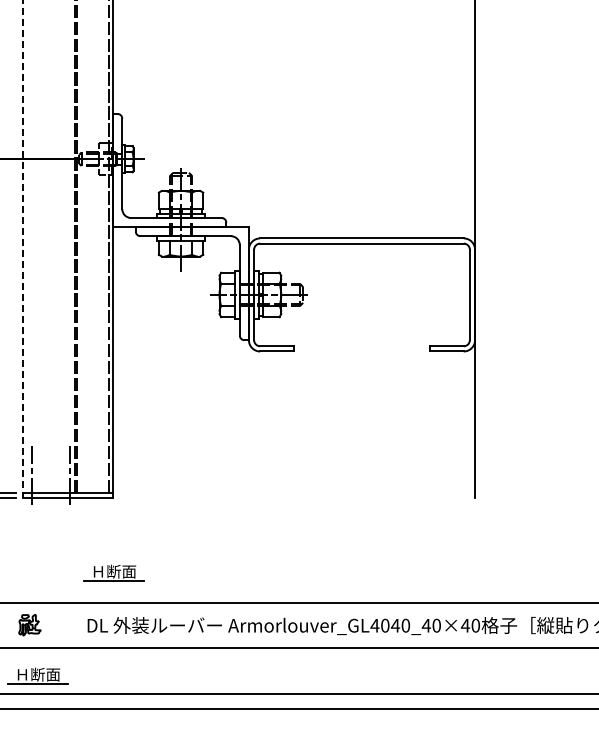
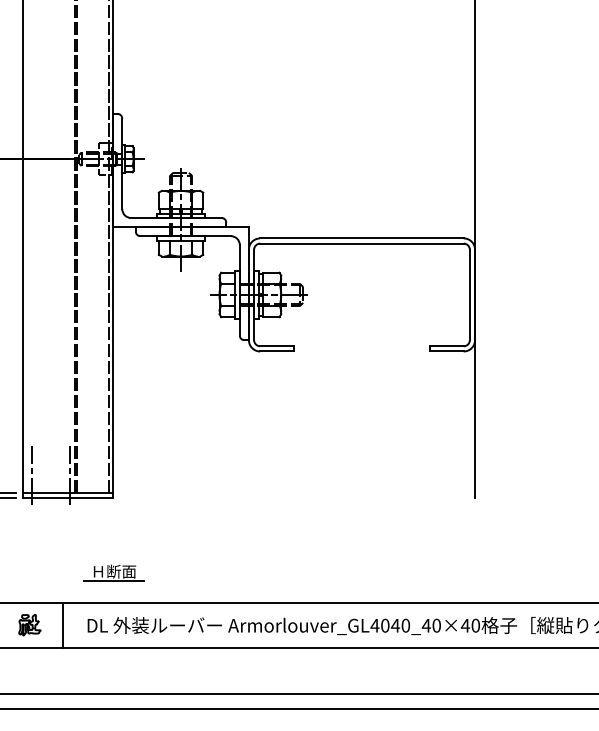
line: dashed -> solid (22, 248)
line: none -> present (63, 625)
part: present -> none (37, 675)
